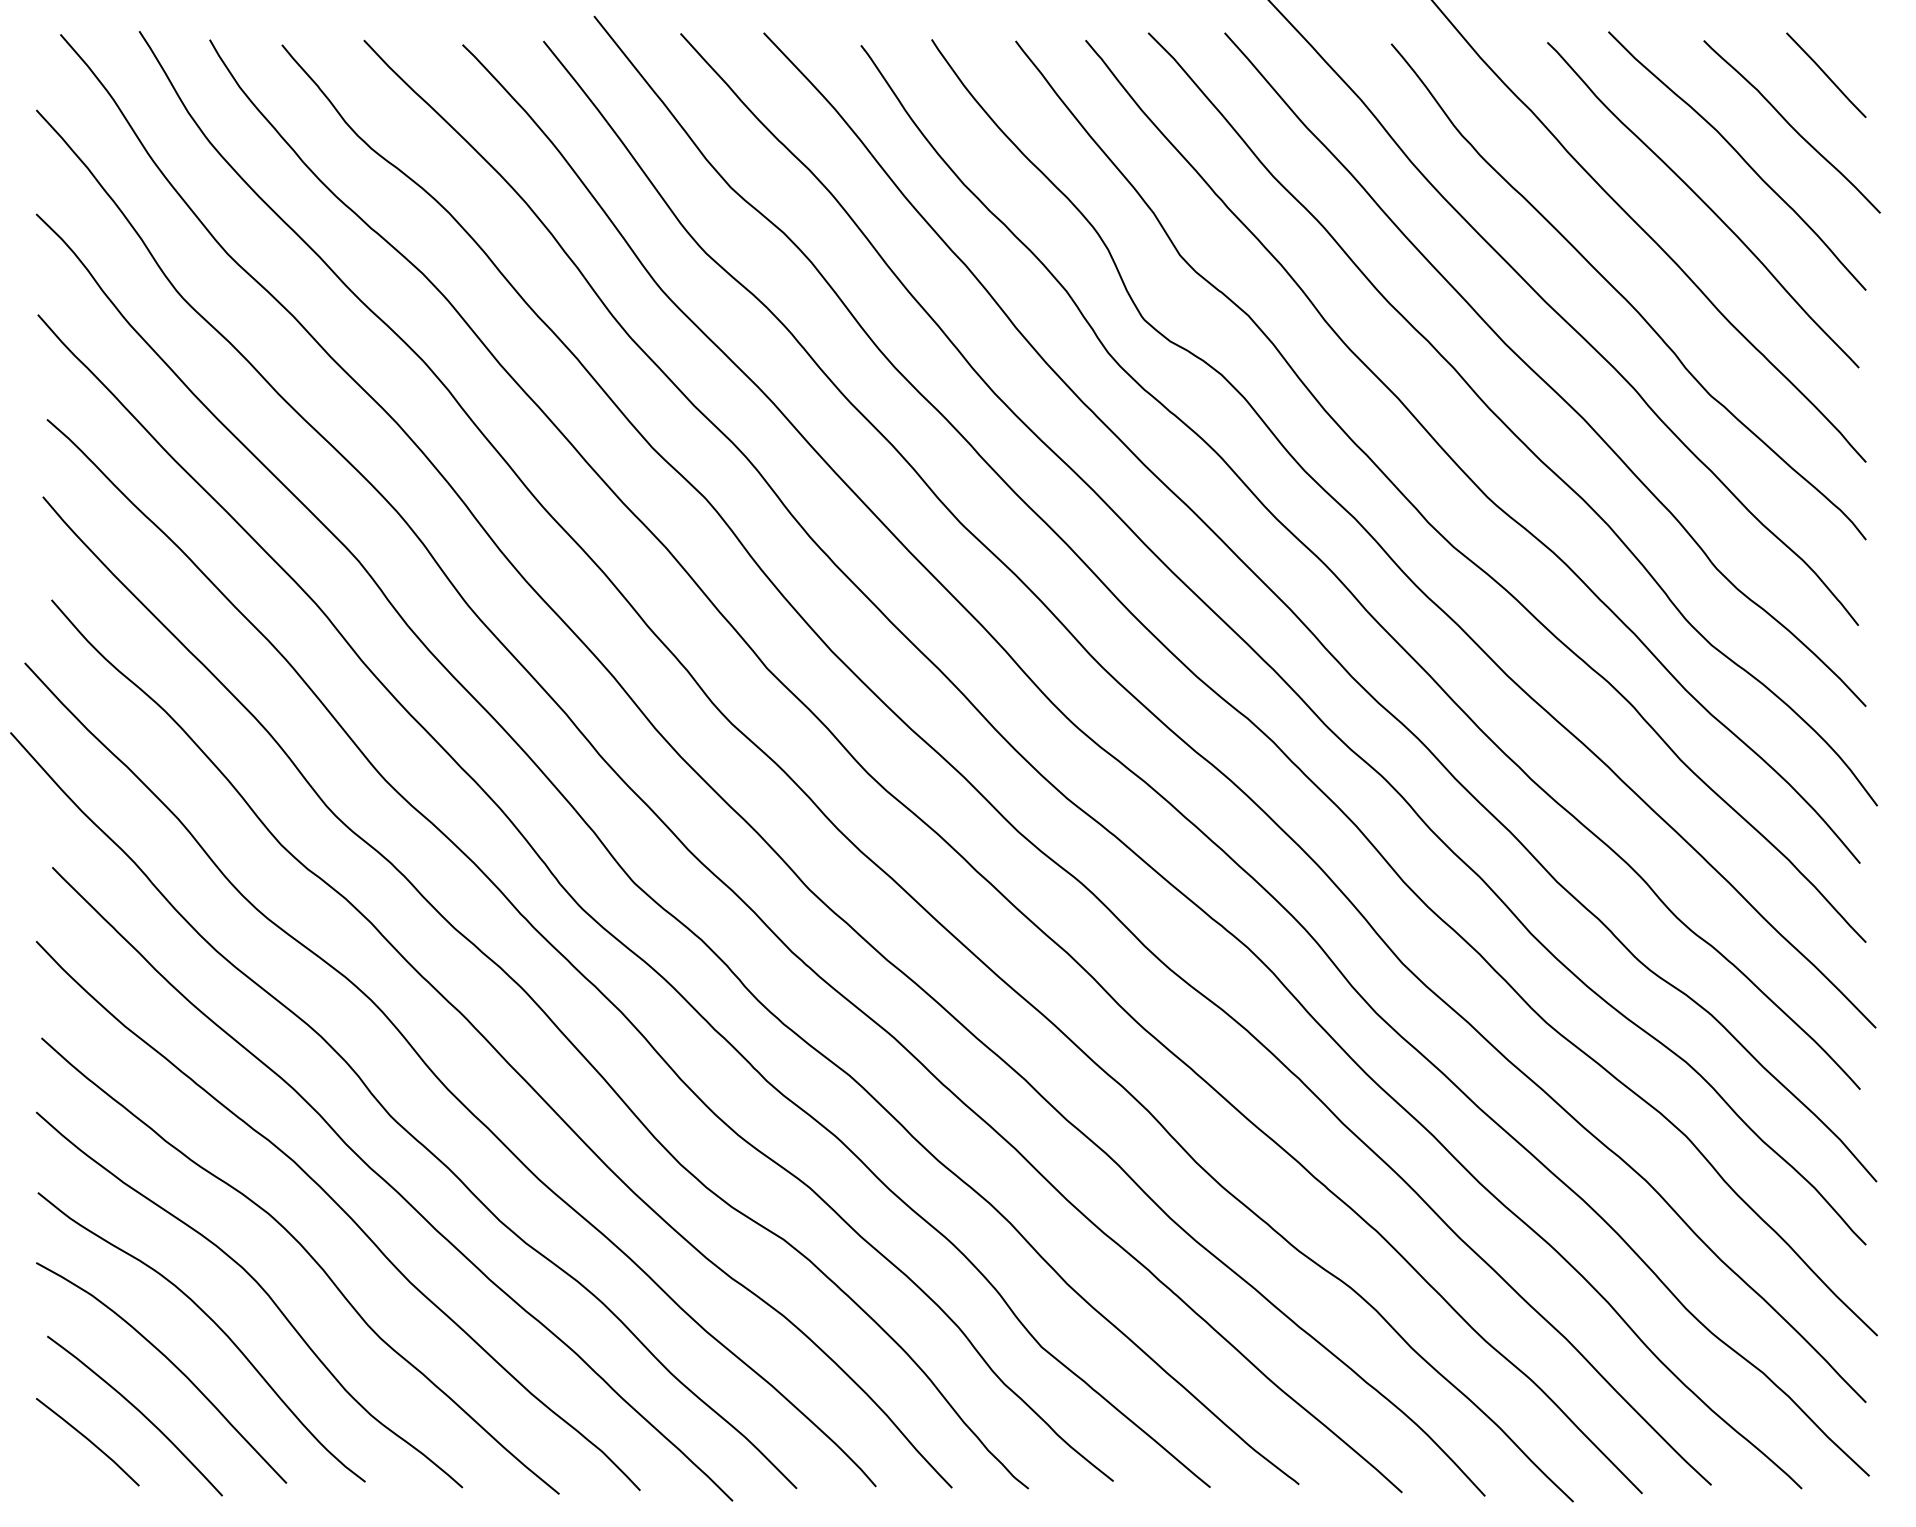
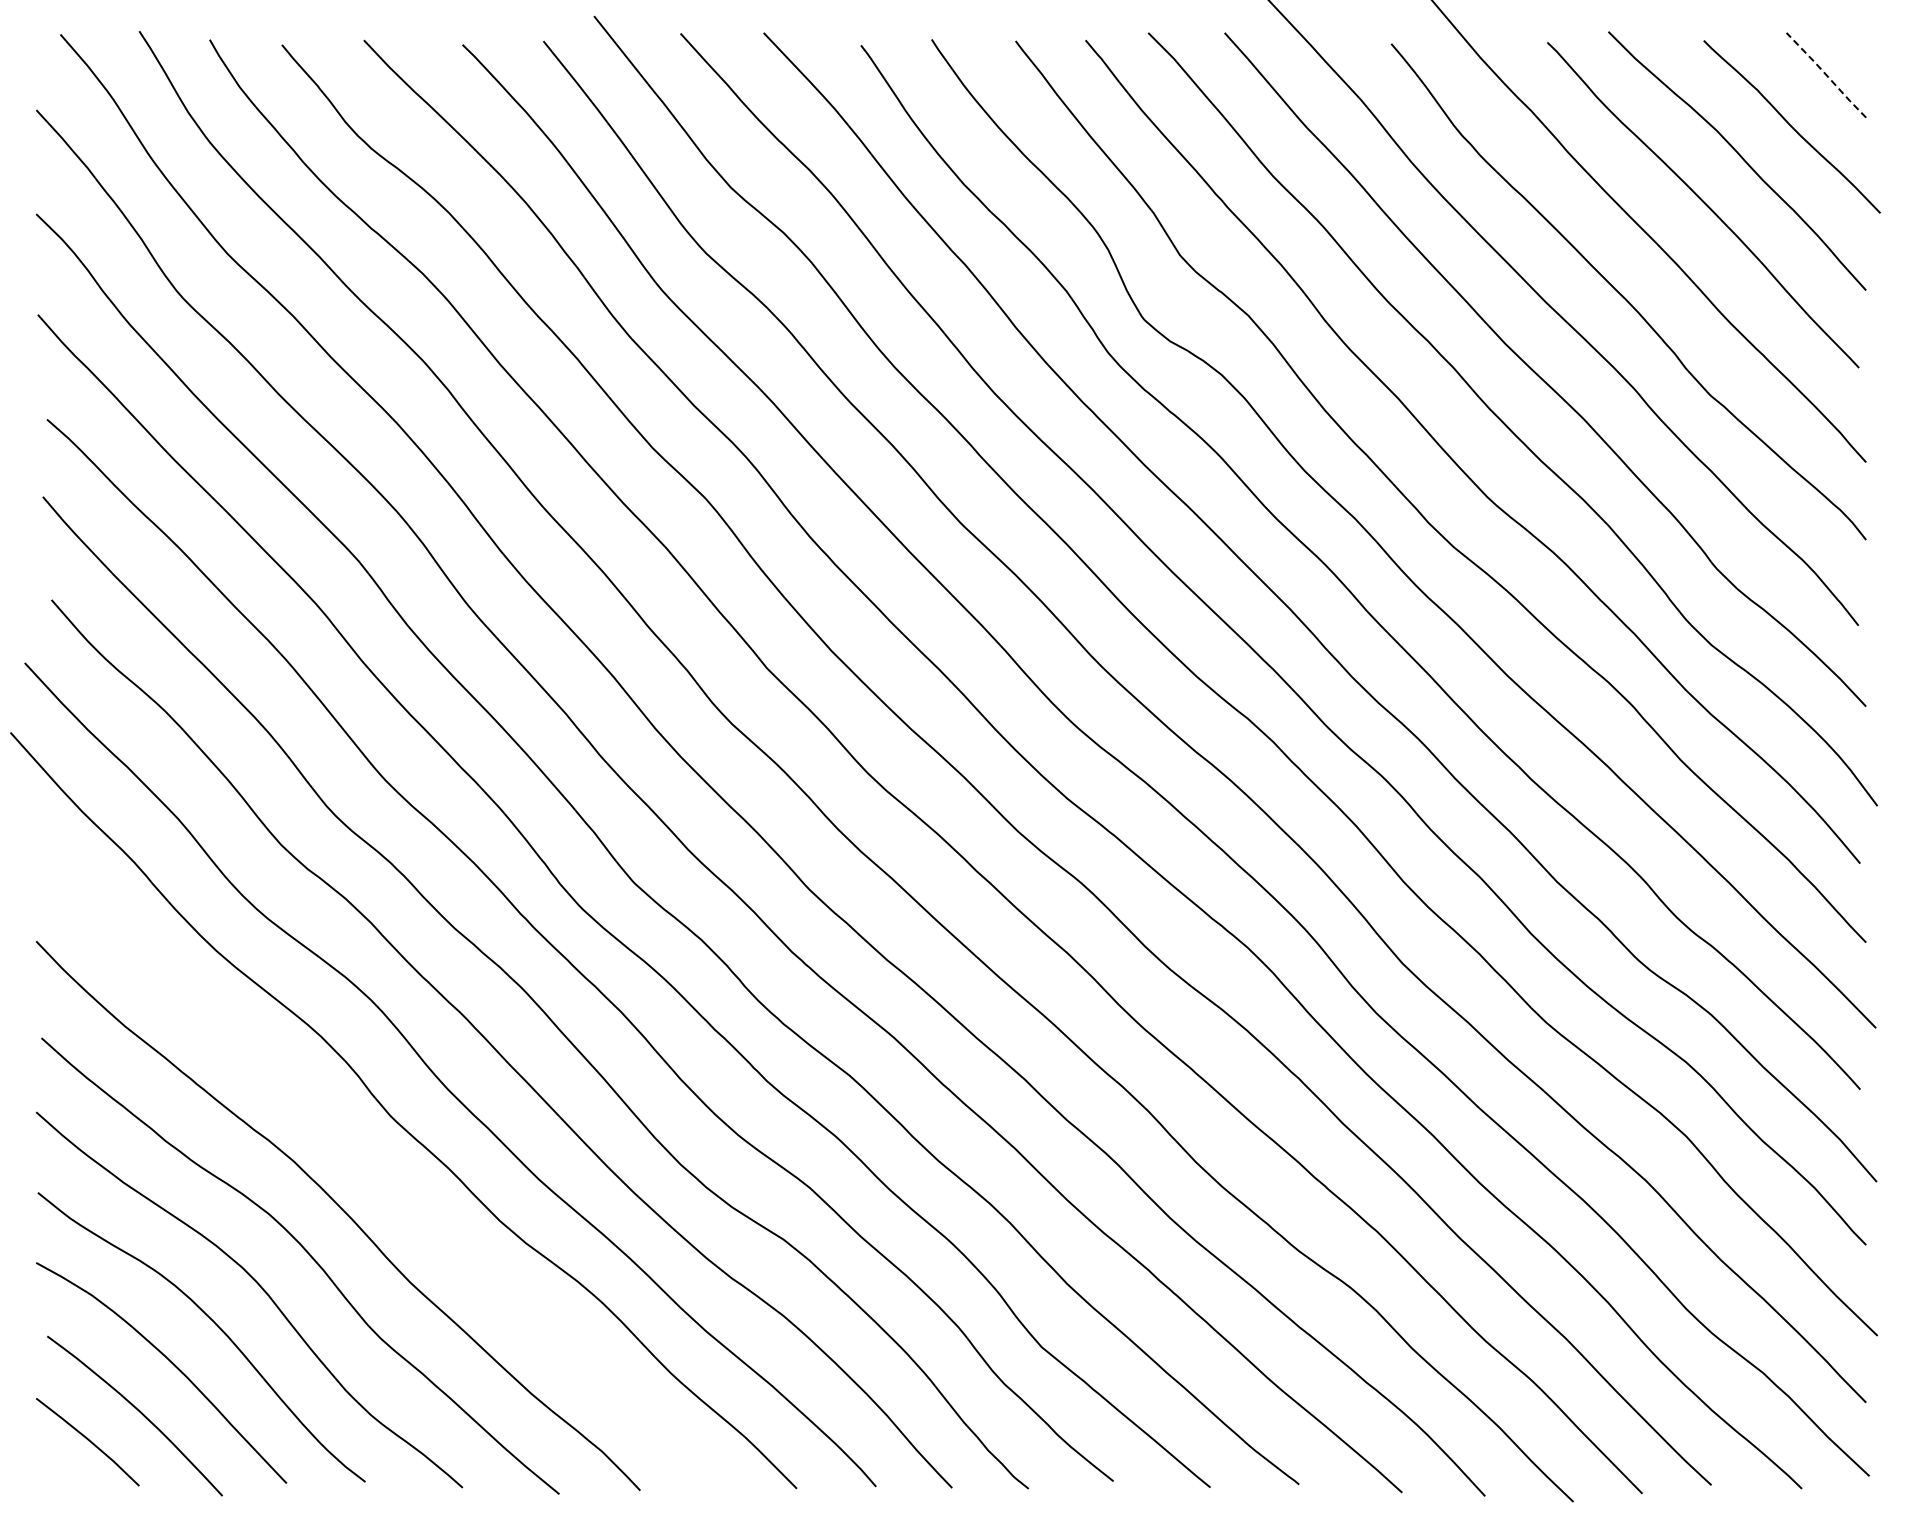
line: solid -> dashed (1826, 75)
curve: present -> none (391, 1185)
